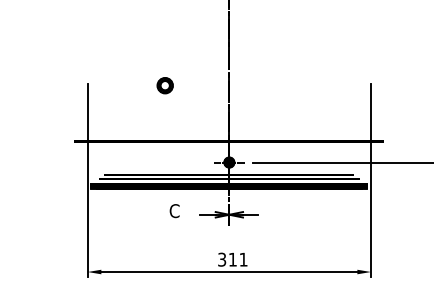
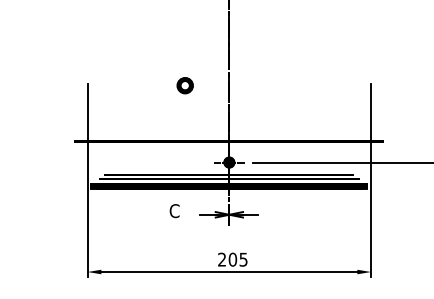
part position: (164, 85) -> (184, 85) (184, 85)
text: 311 -> 205 (232, 259)
